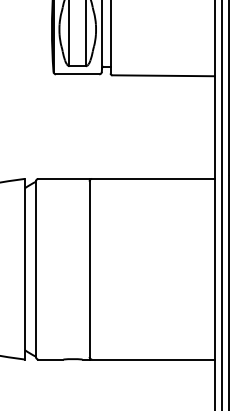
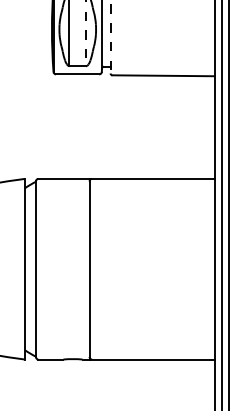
line: solid -> dashed (86, 33)
line: solid -> dashed (110, 37)
